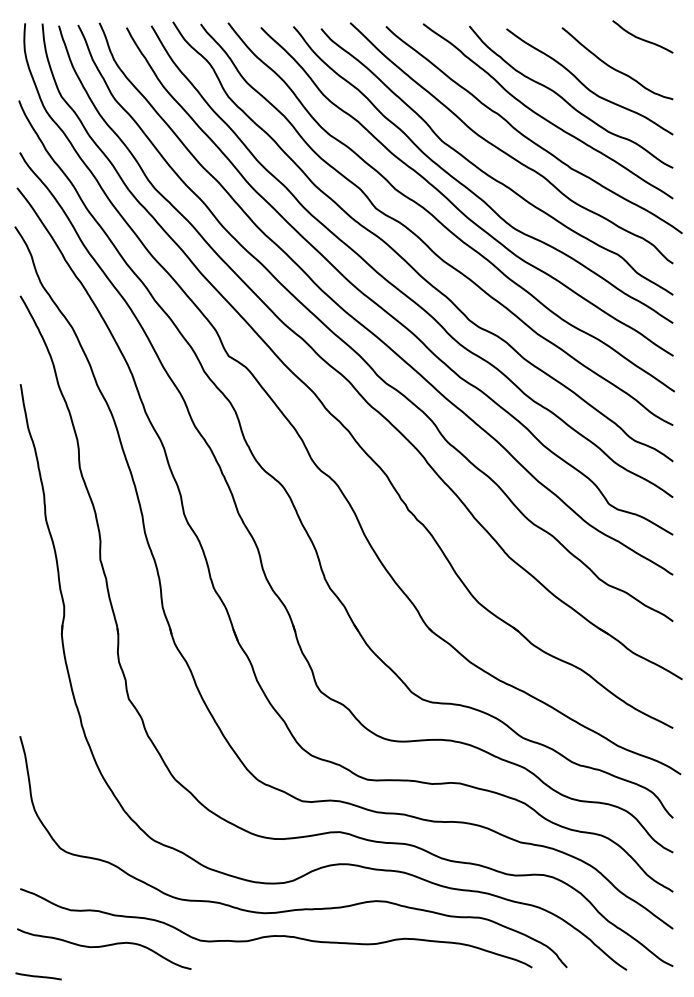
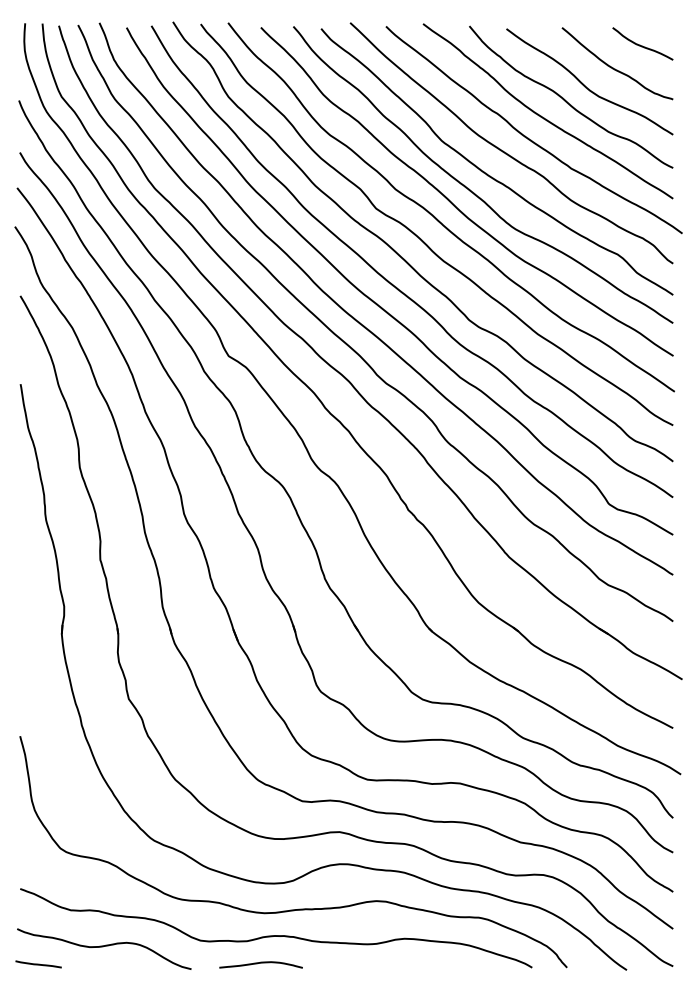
curve position: (642, 38) -> (642, 45) (642, 45)
curve: none -> present (260, 963)
line position: (38, 976) -> (38, 964) (38, 964)
